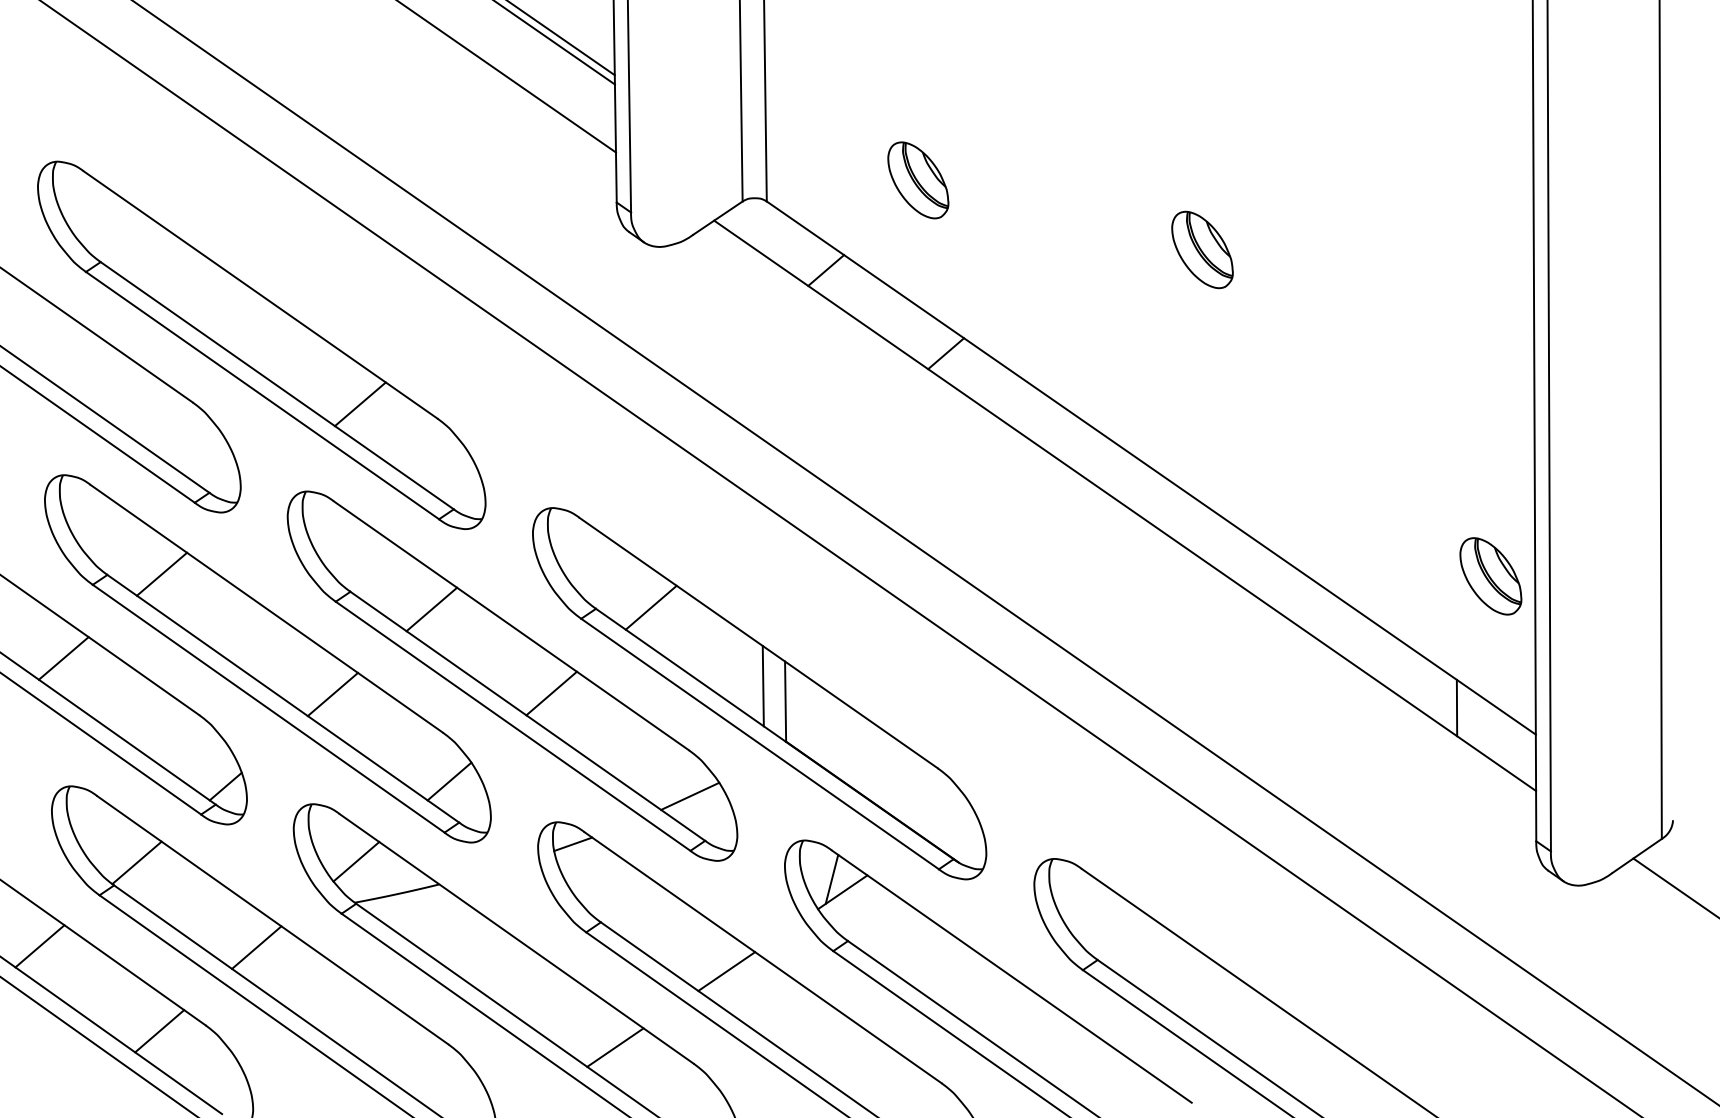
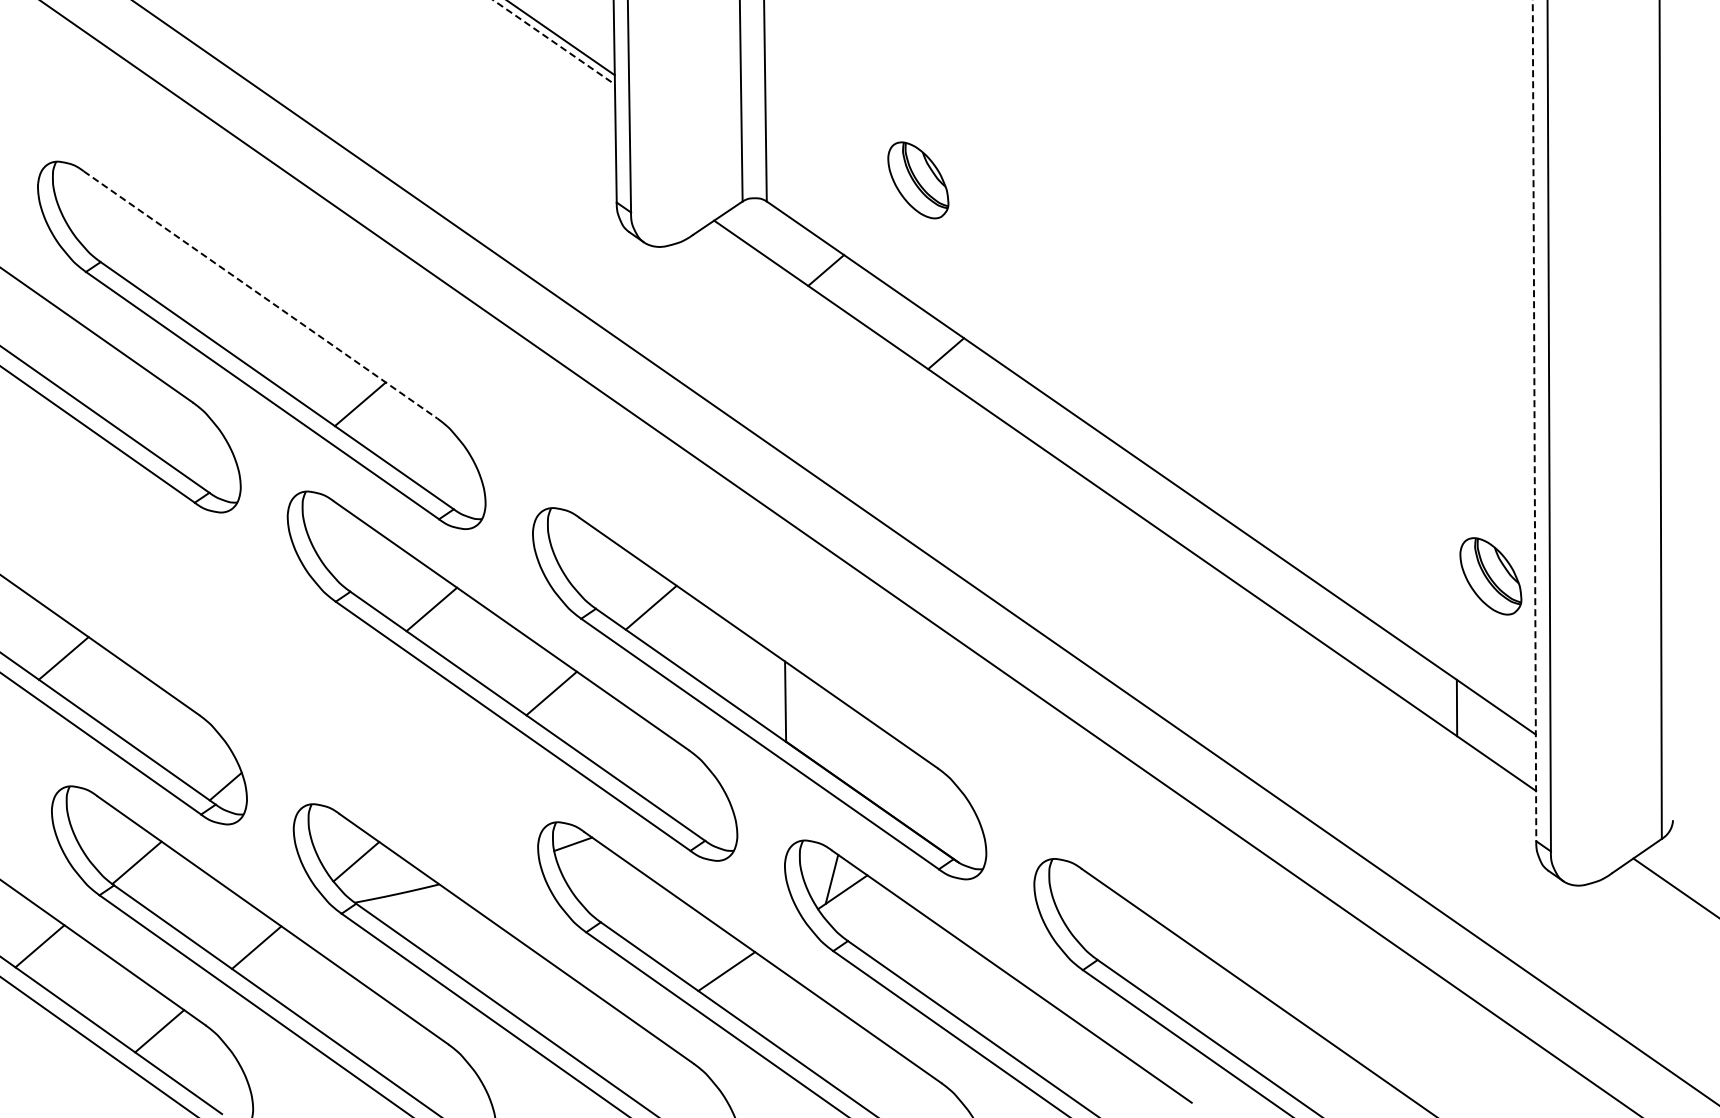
line: solid -> dashed (554, 42)
line: present -> none (507, 77)
part: present -> none (1202, 249)
line: solid -> dashed (260, 294)
line: solid -> dashed (1534, 421)
part: present -> none (267, 658)
line: present -> none (762, 685)
line: present -> none (690, 795)
line: present -> none (615, 1047)
